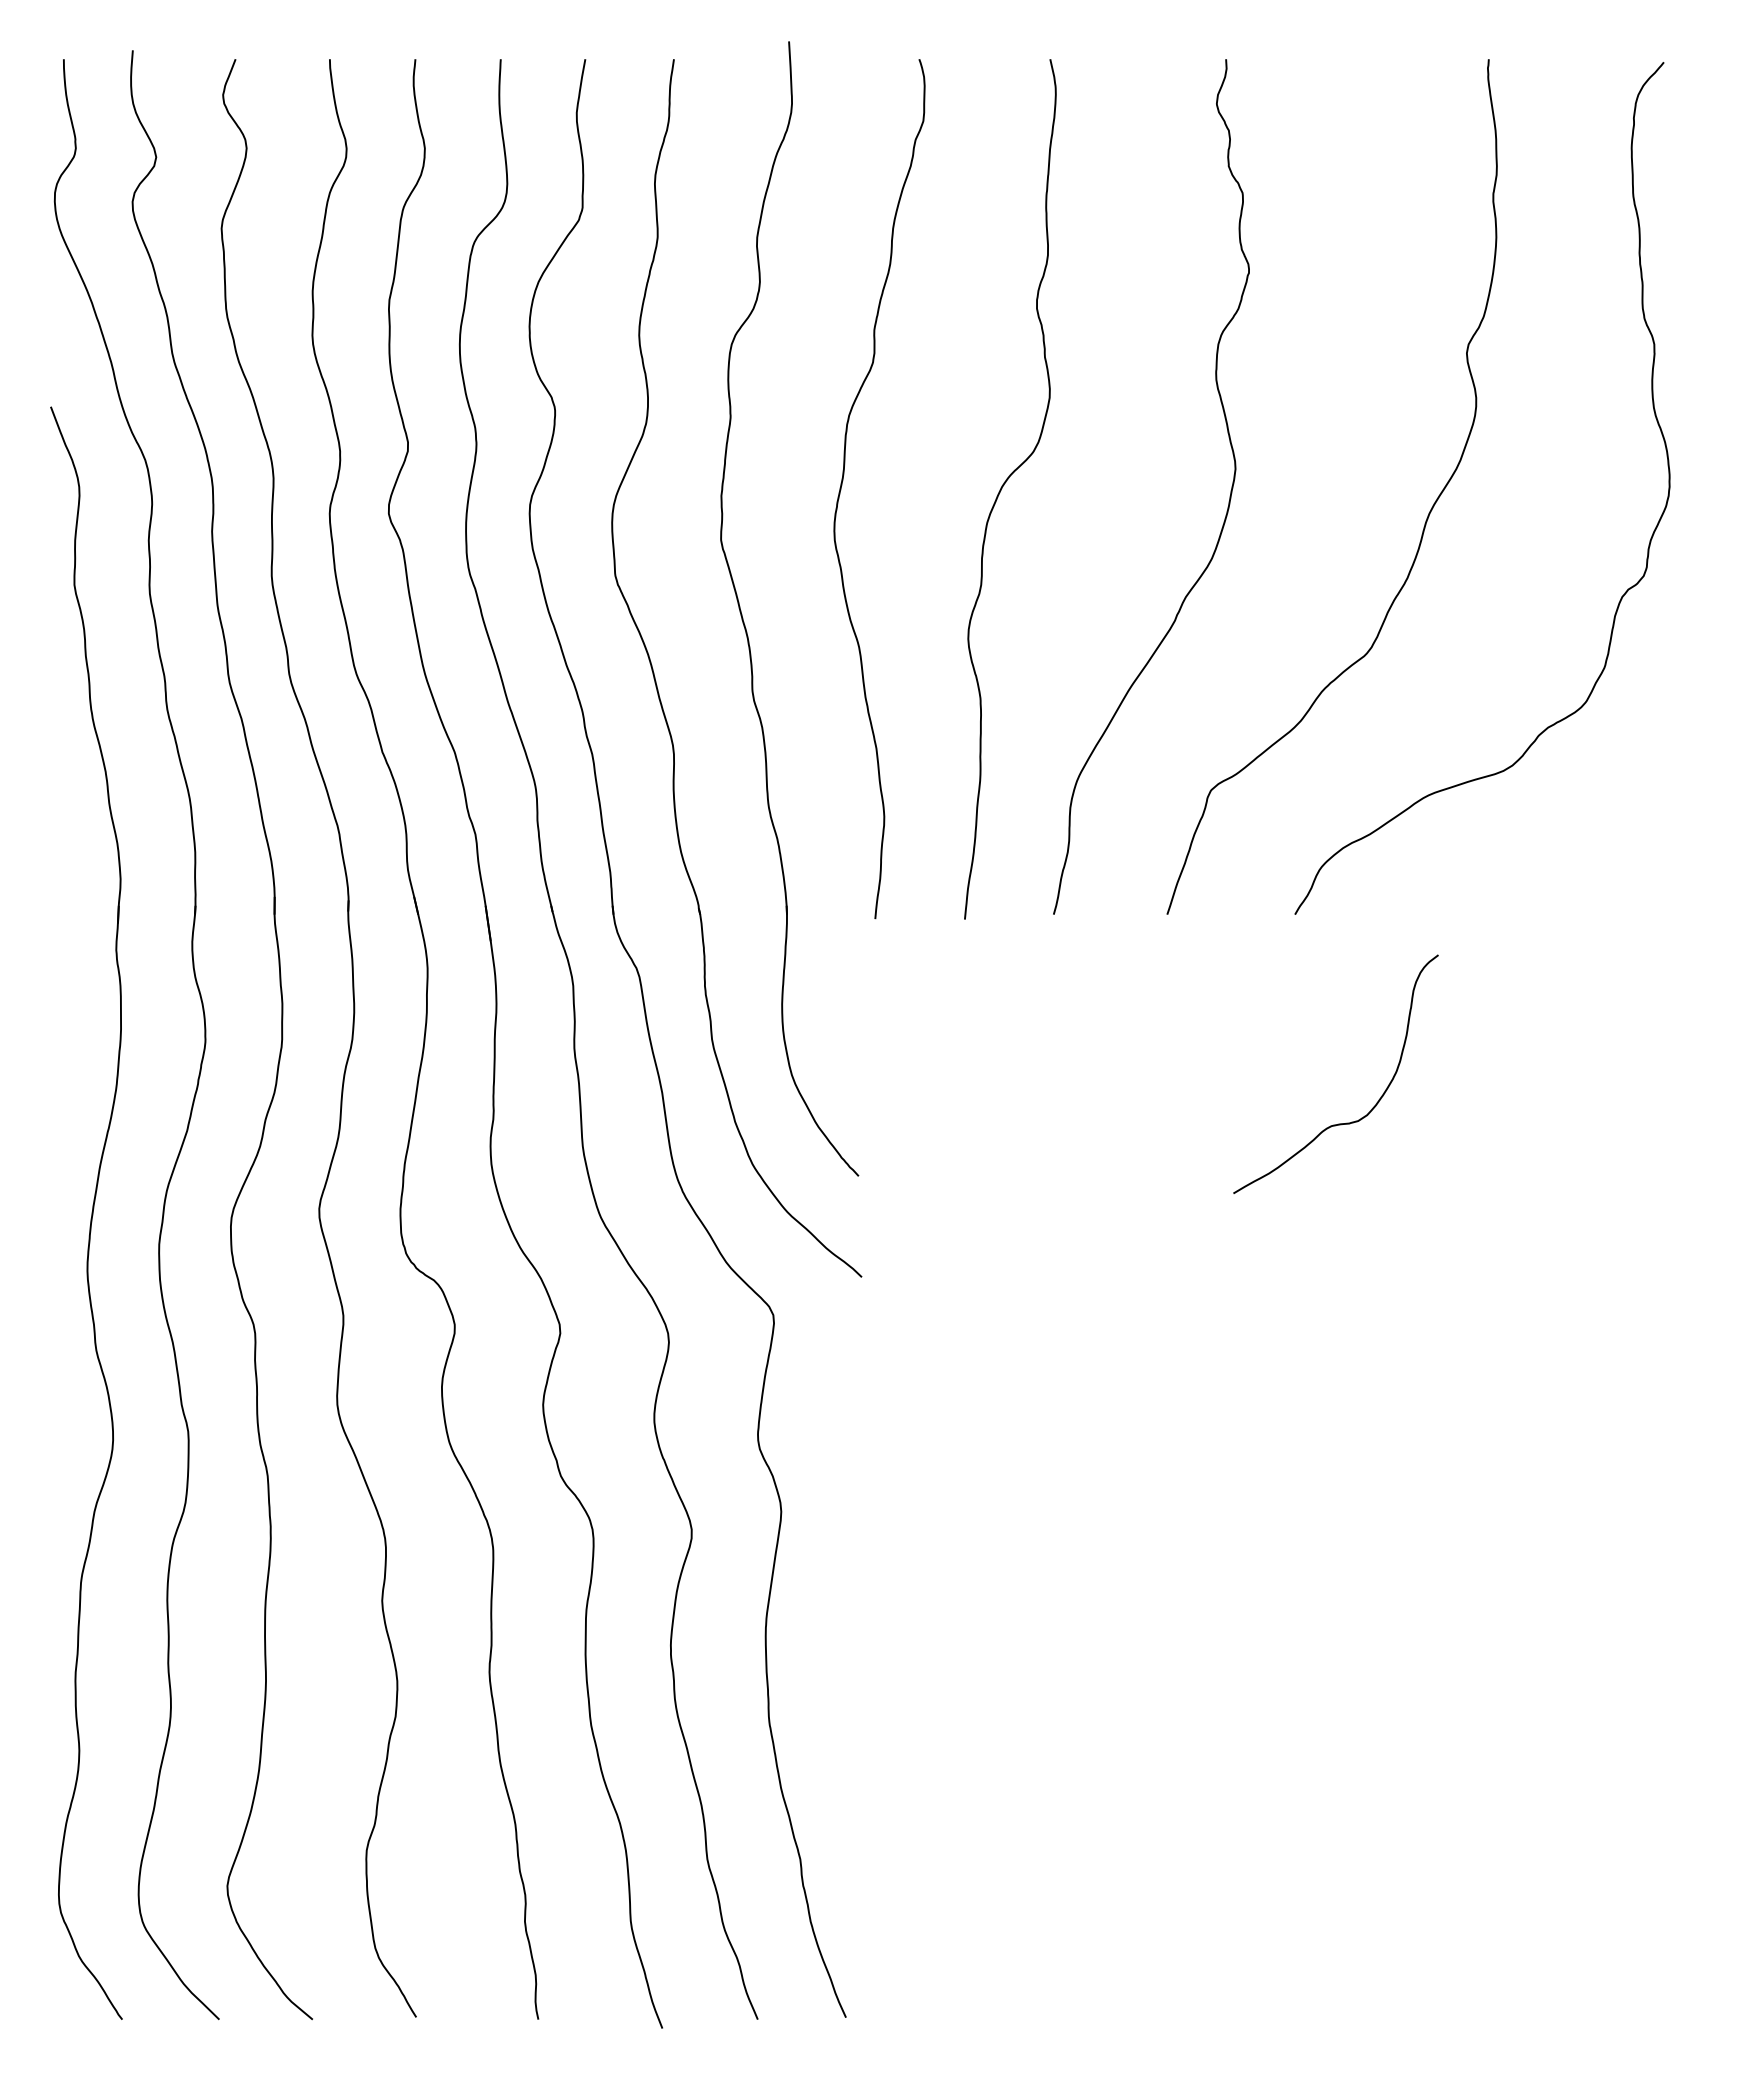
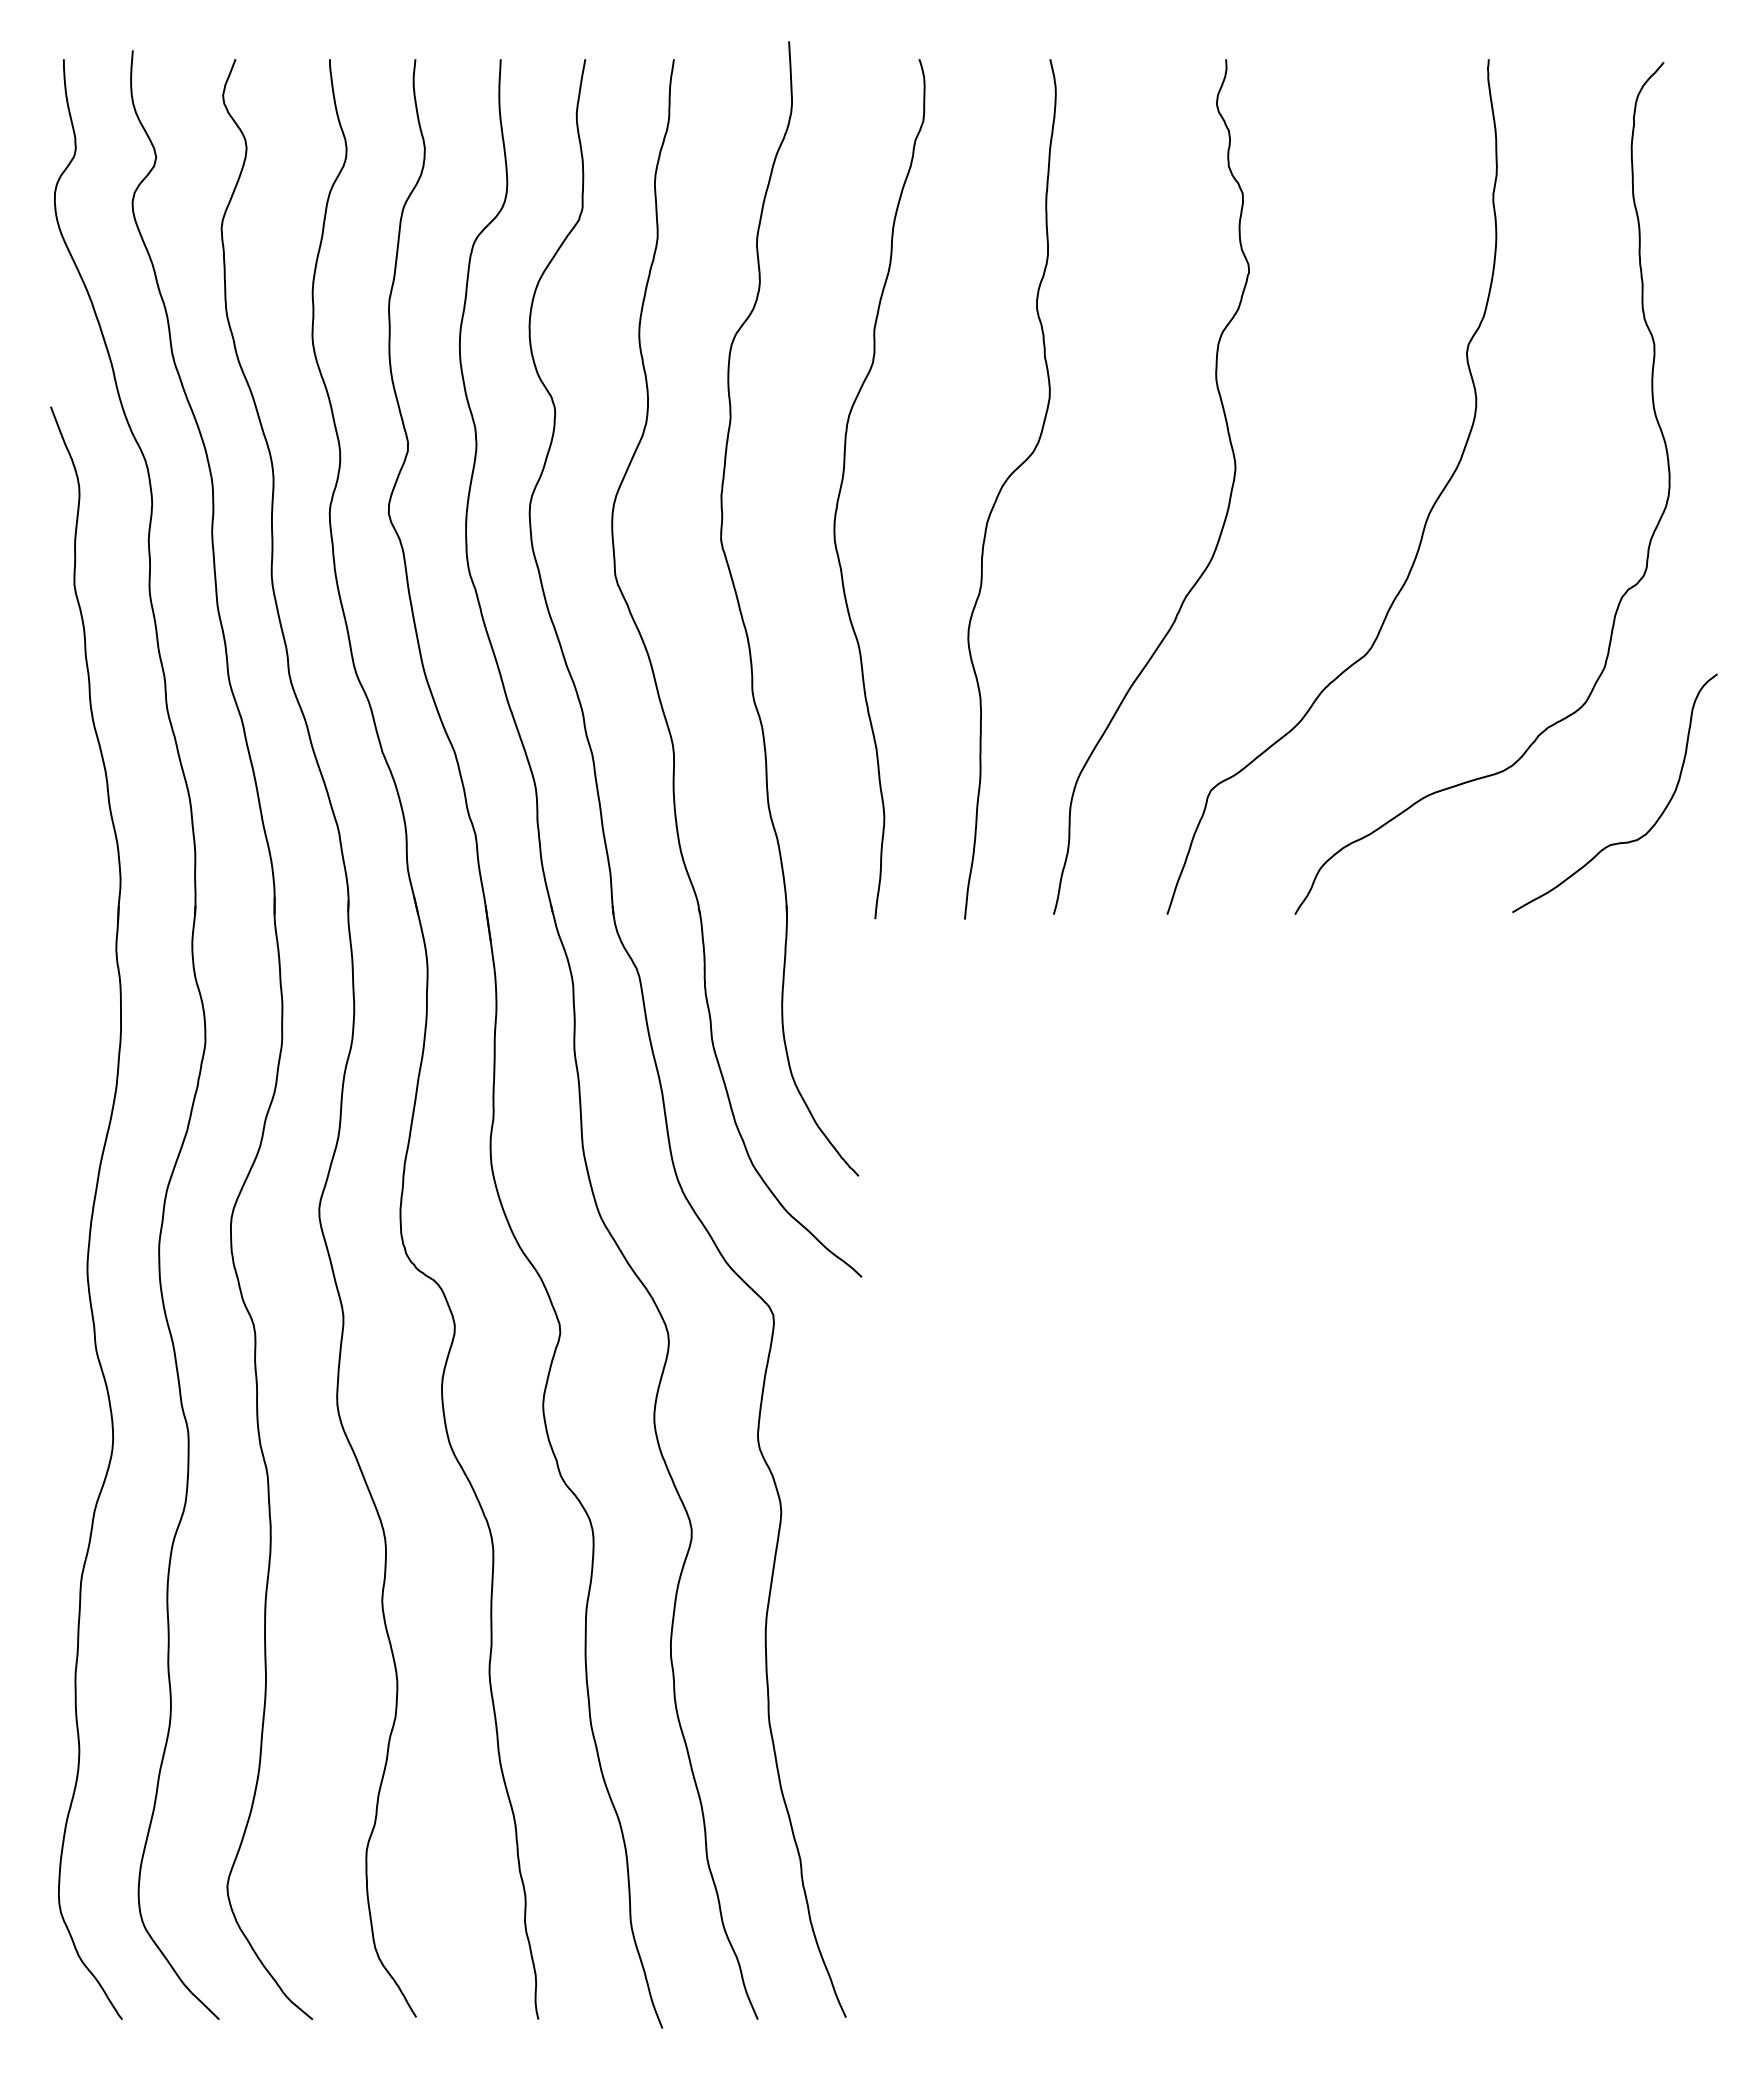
curve position: (1338, 1123) -> (1617, 842) (1617, 842)
